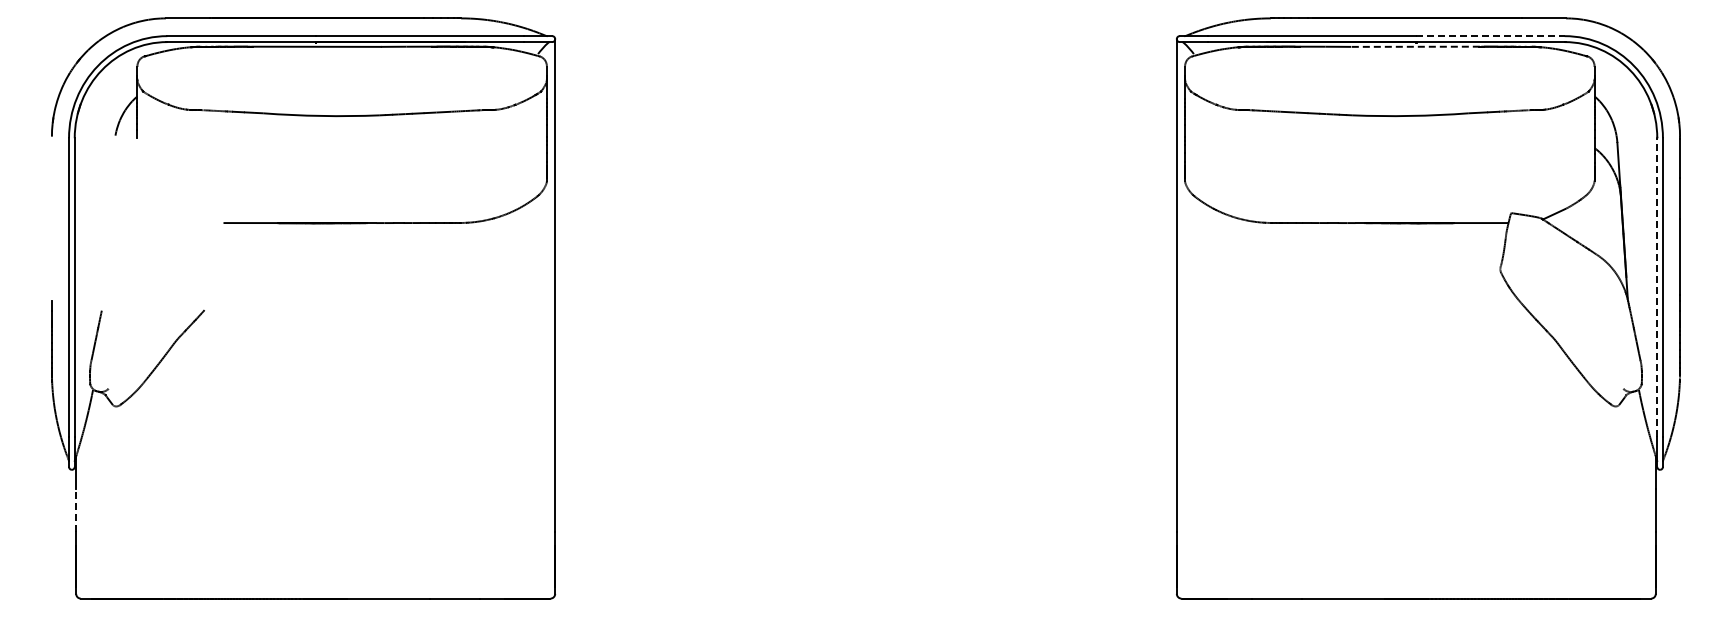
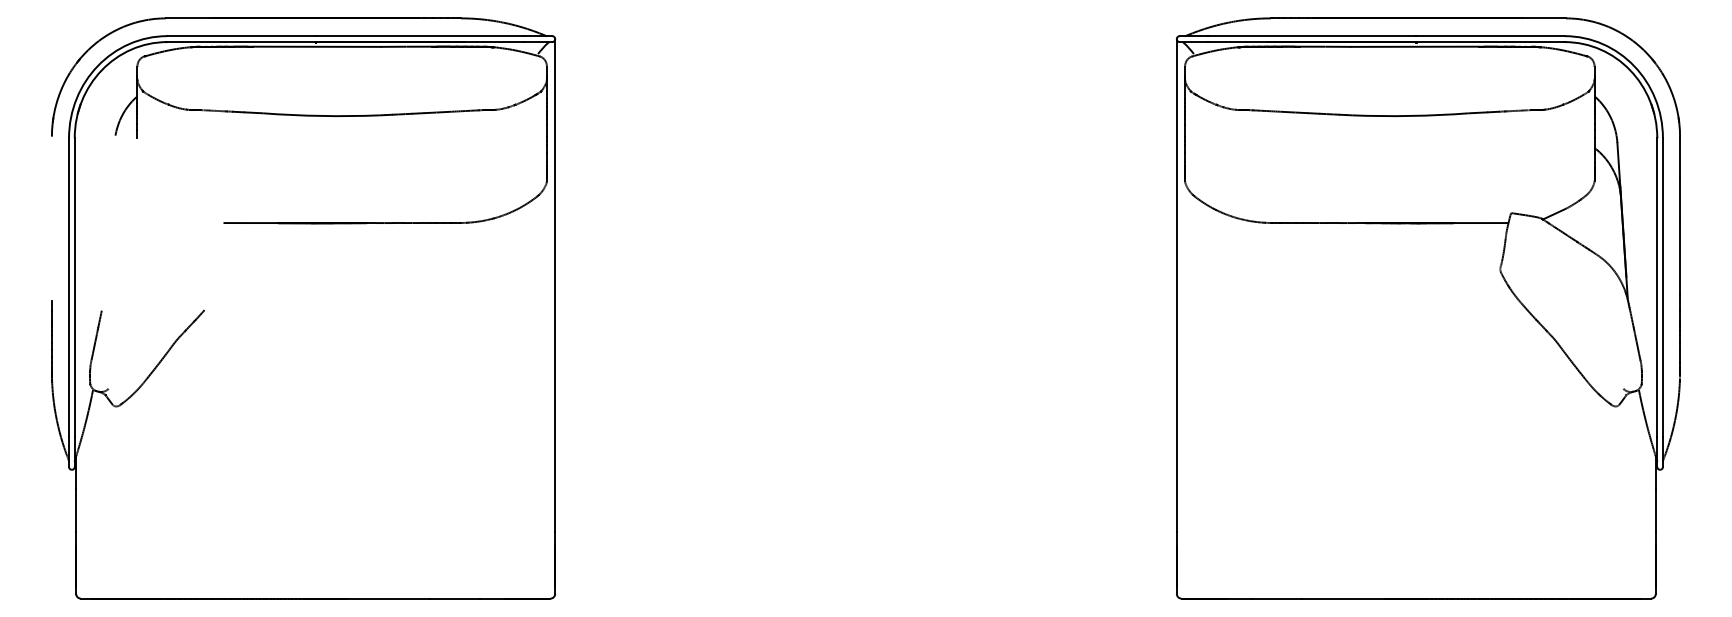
line: dashed -> solid (1491, 36)
line: dashed -> solid (1415, 46)
line: dashed -> solid (1657, 287)
line: dashed -> solid (76, 509)
